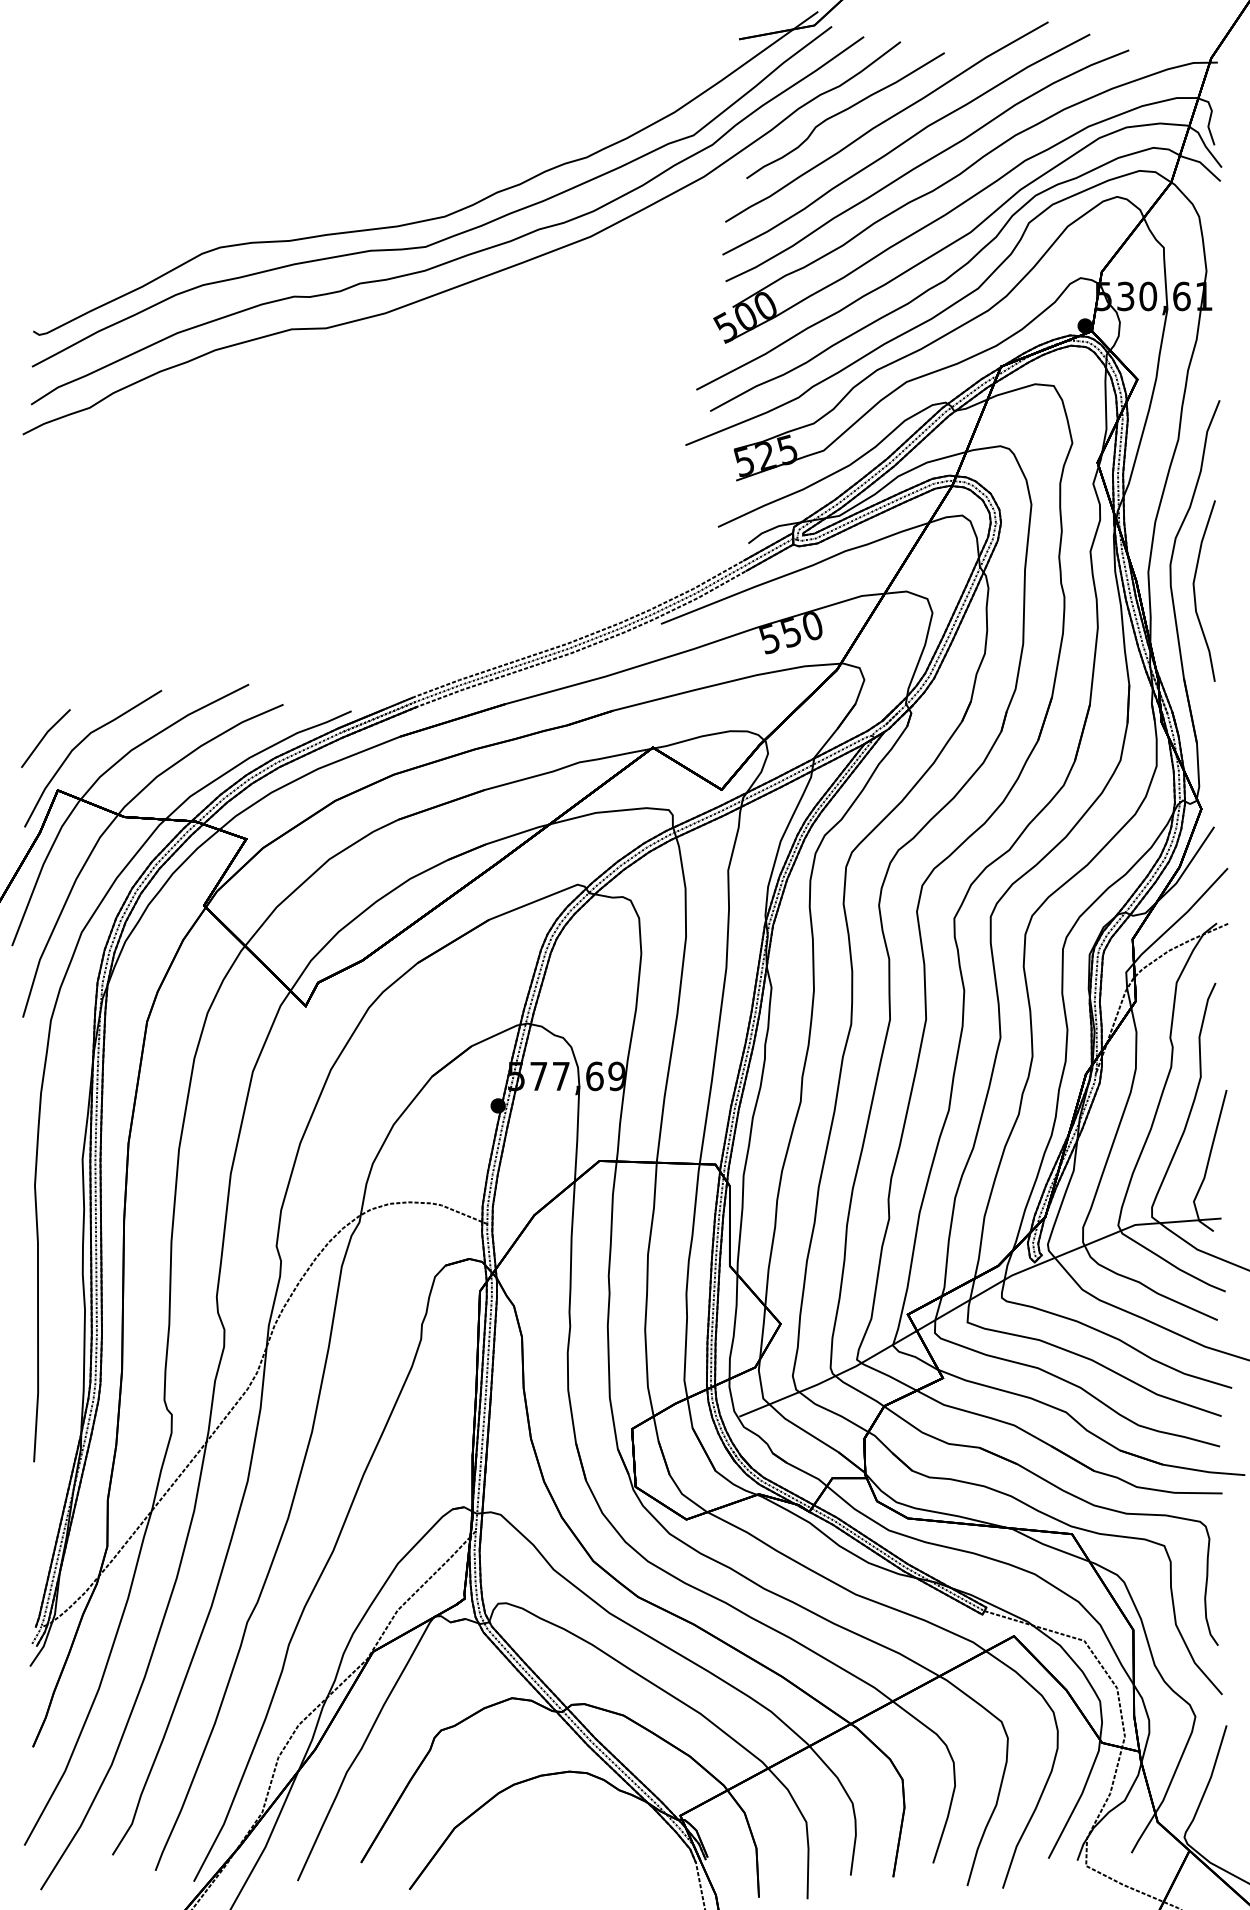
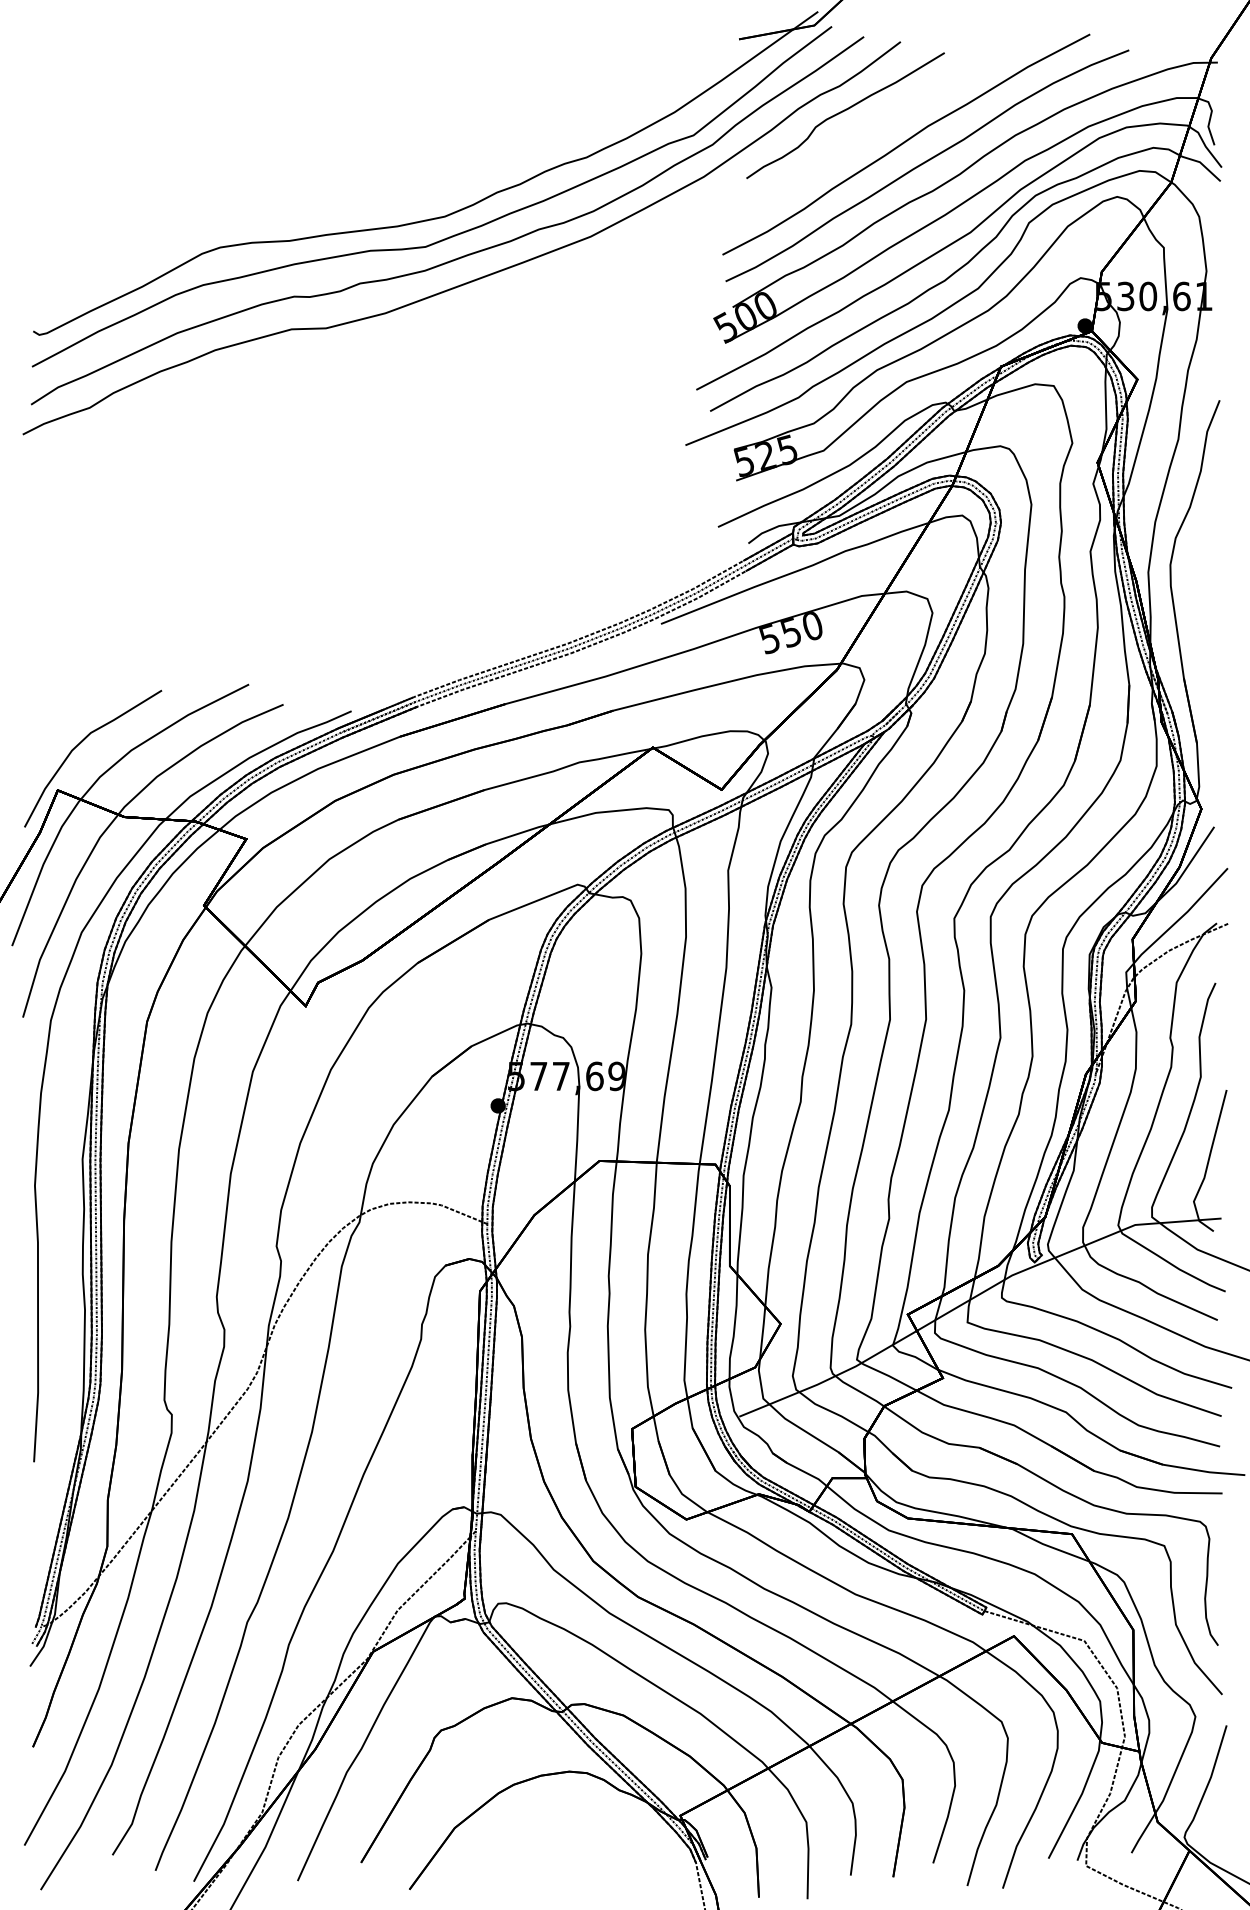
part: present -> none (886, 121)
curve: present -> none (1195, 590)
part: present -> none (45, 738)
